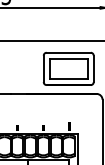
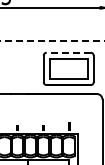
line: solid -> dashed (52, 41)
line: solid -> dashed (68, 52)
